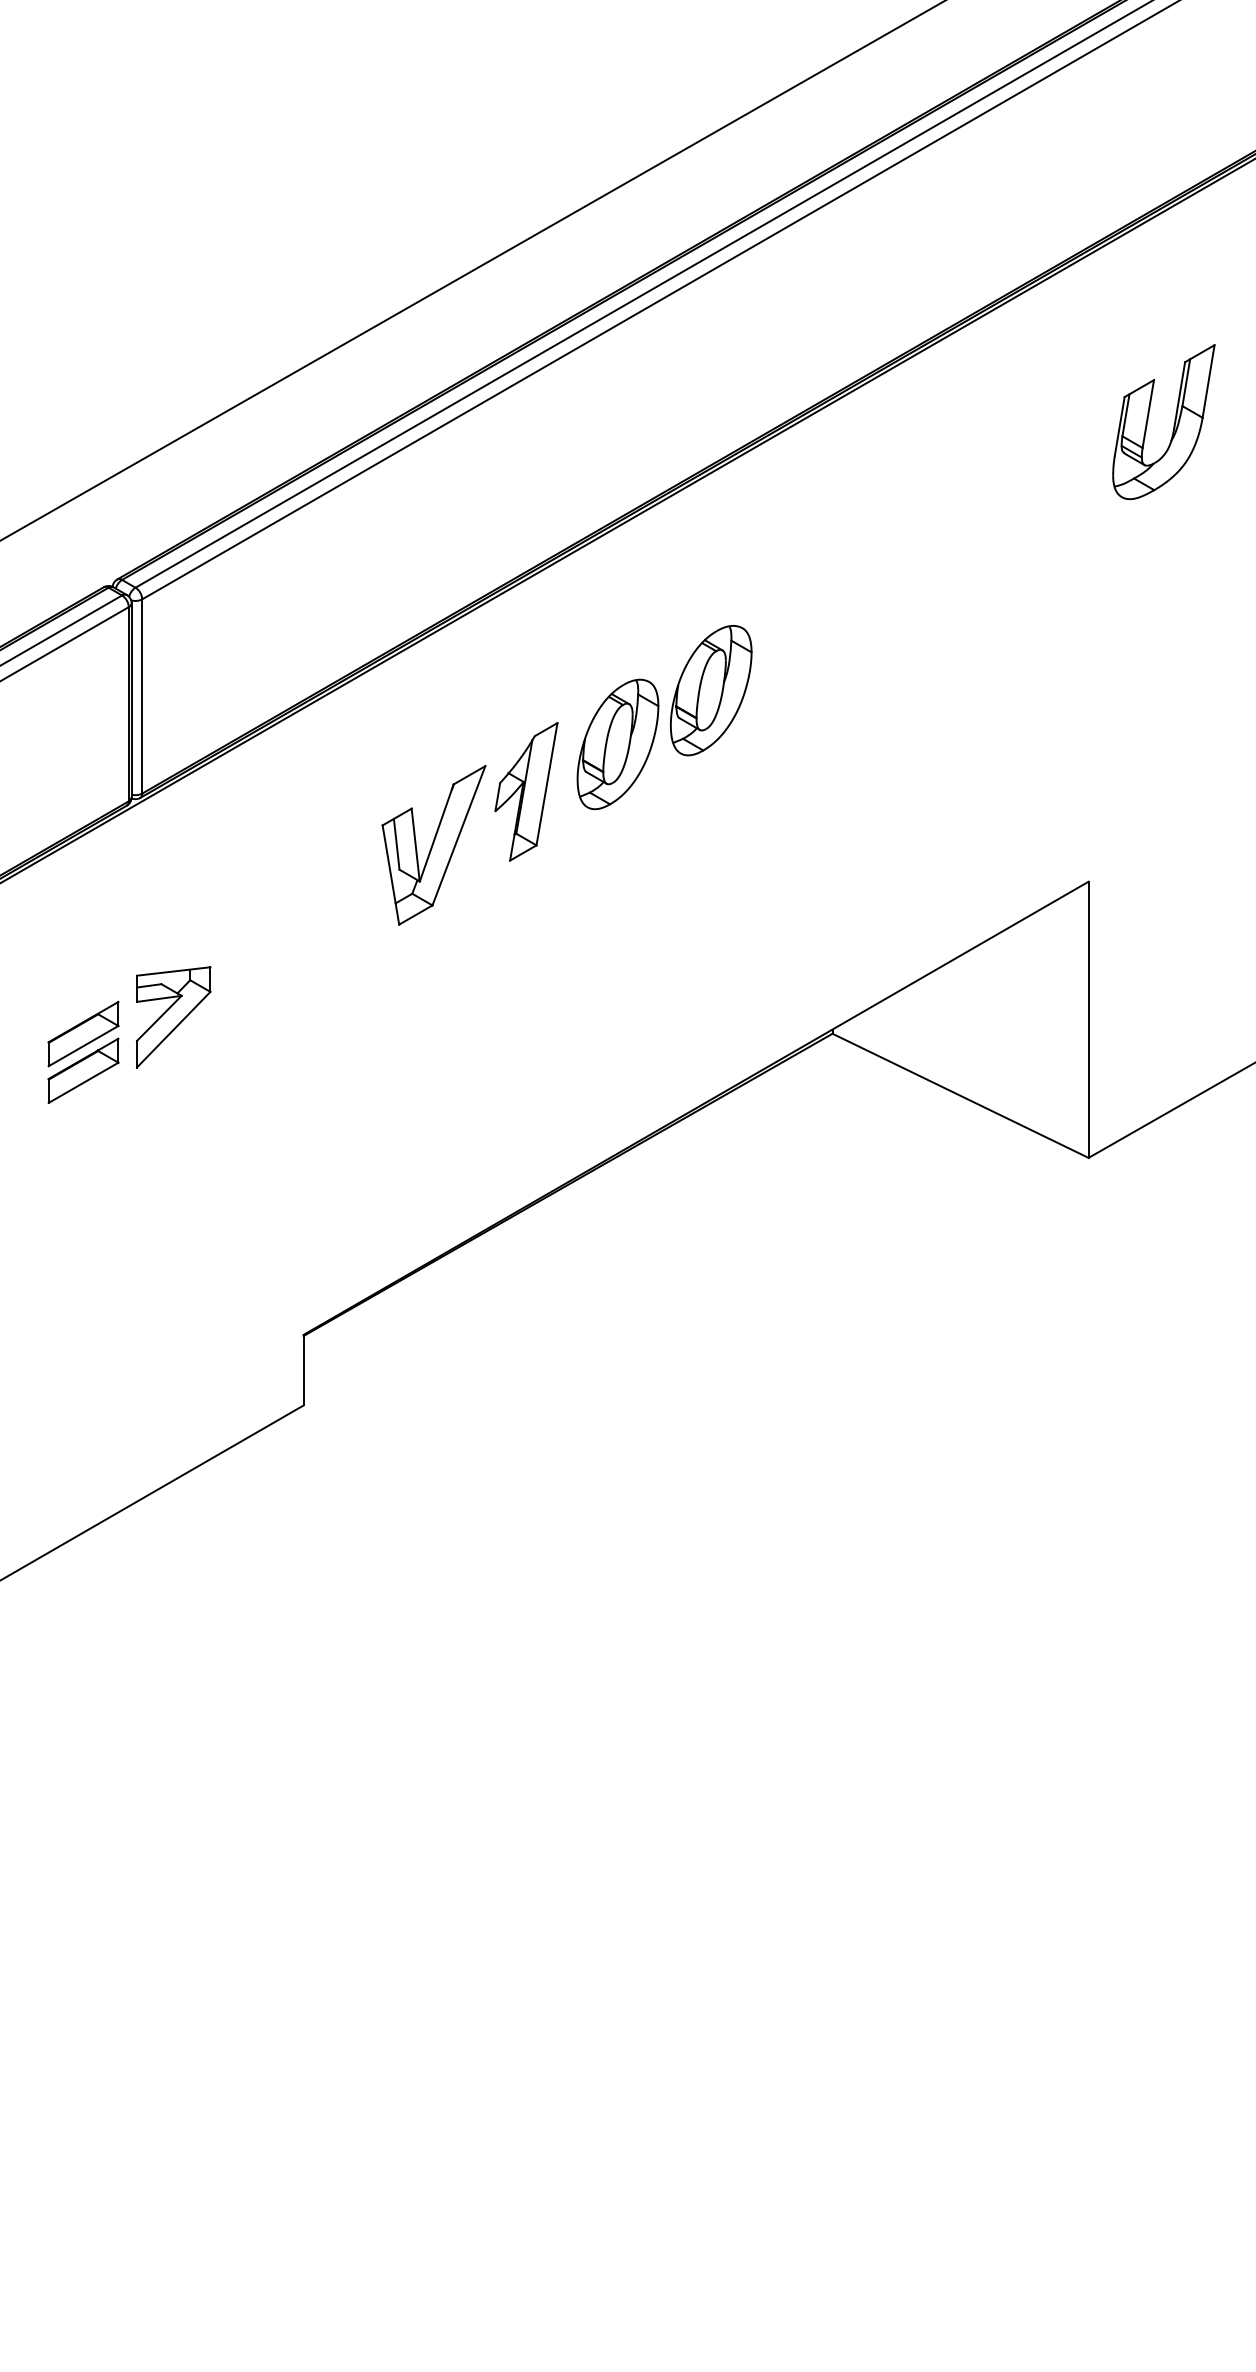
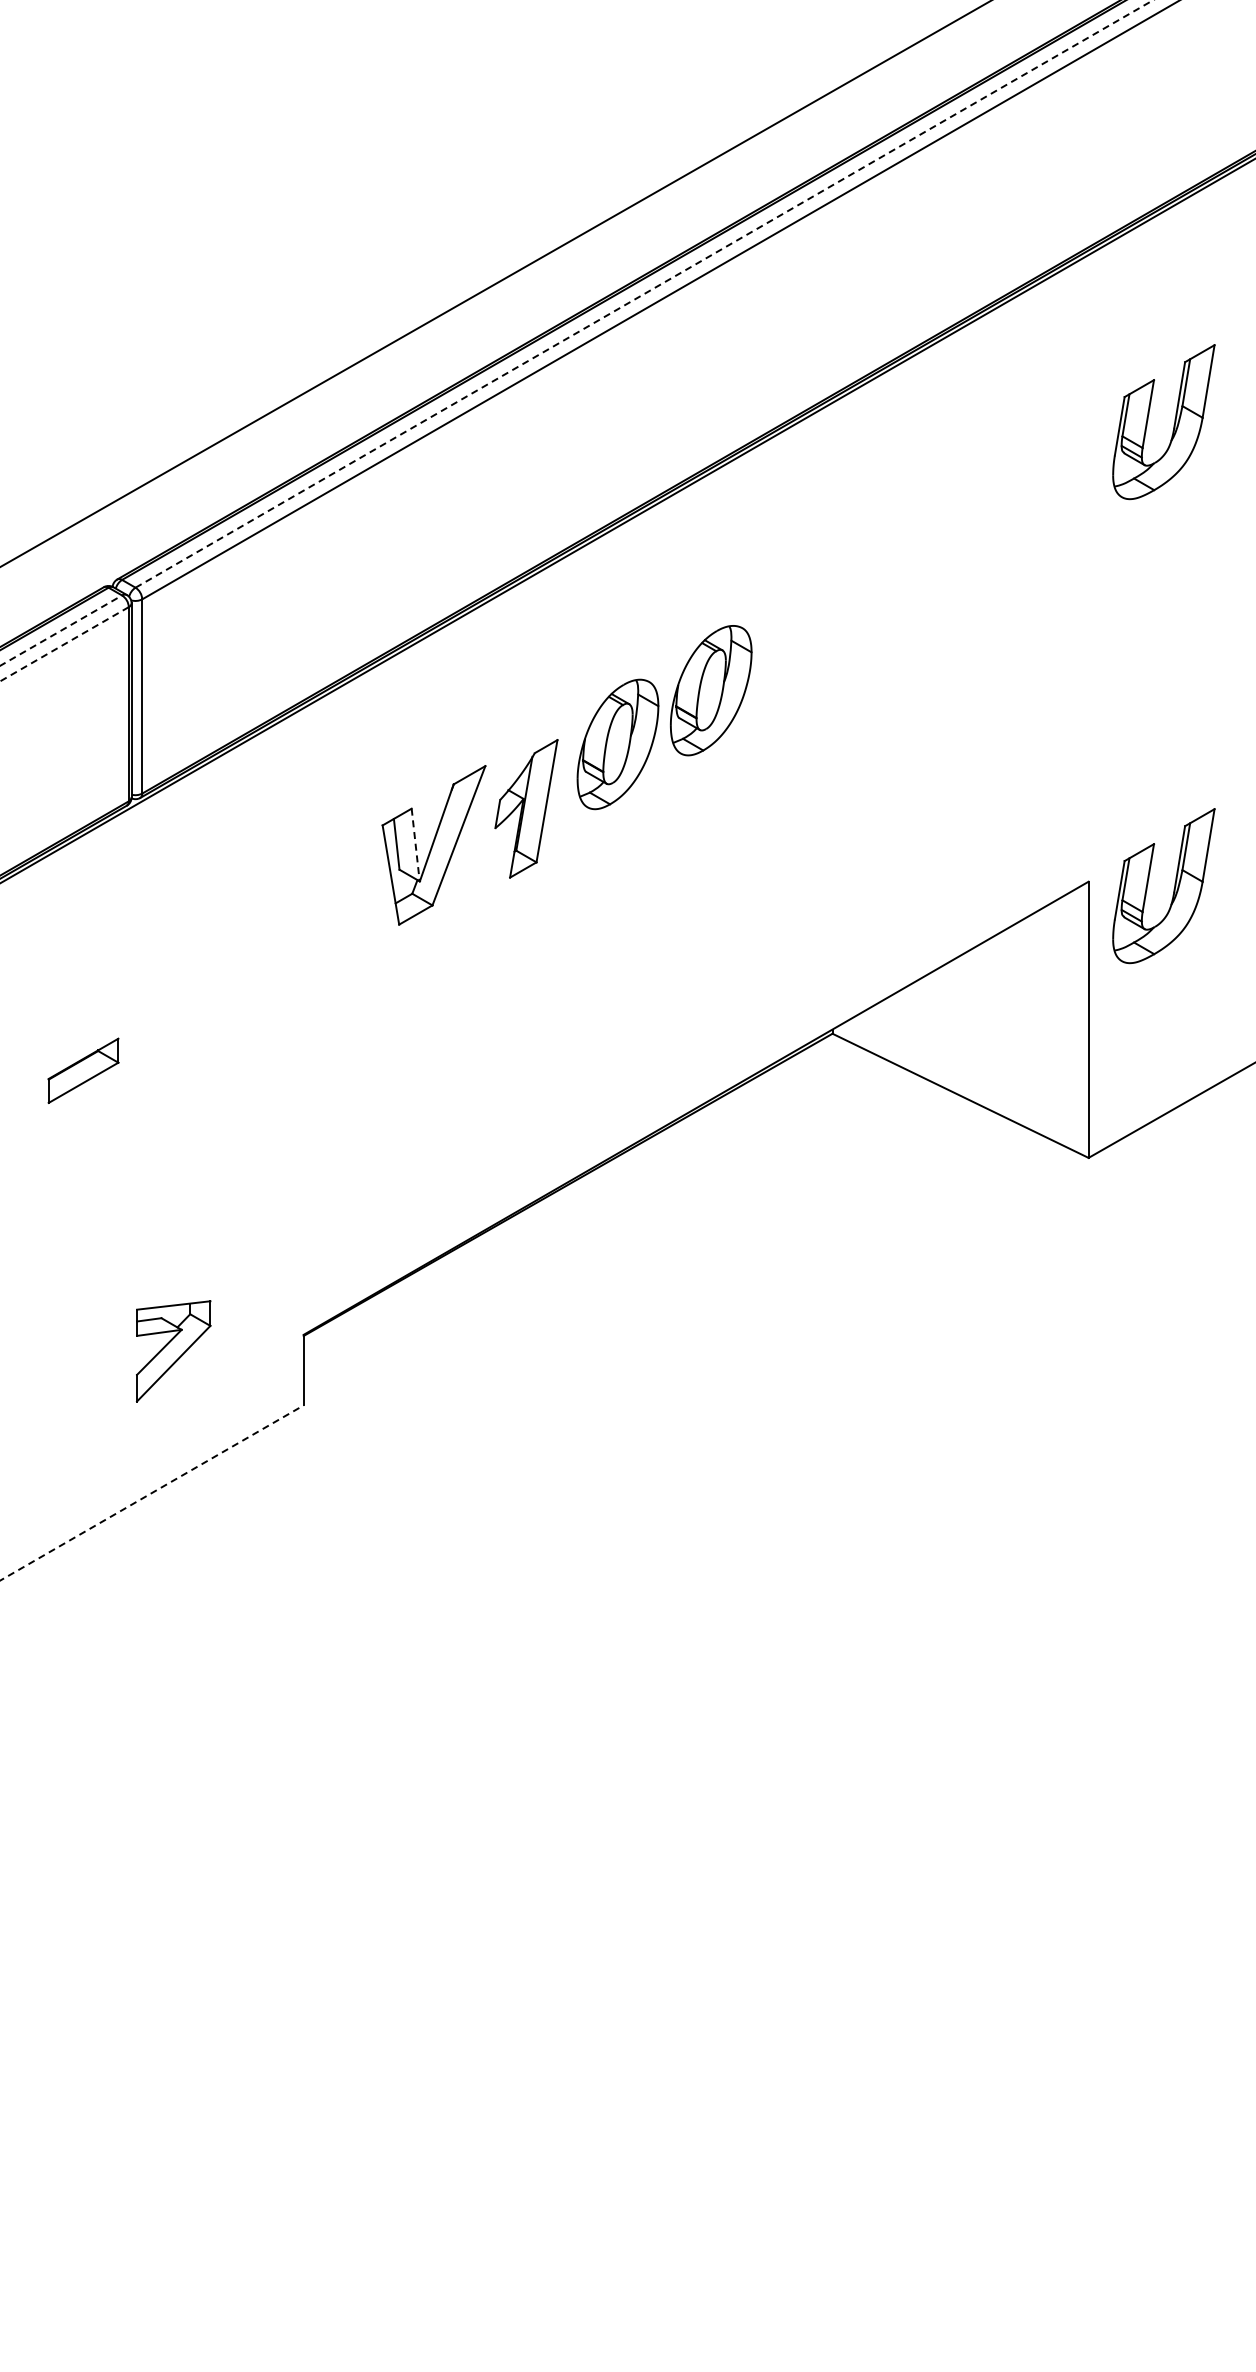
line position: (472, 270) -> (495, 283) (495, 283)
line: solid -> dashed (644, 293)
line: solid -> dashed (61, 630)
line: solid -> dashed (64, 644)
part position: (526, 791) -> (526, 808) (526, 808)
line: solid -> dashed (415, 845)
part: none -> present (1173, 889)
part position: (173, 1017) -> (173, 1351) (173, 1351)
part: present -> none (83, 1033)
line: solid -> dashed (152, 1492)
